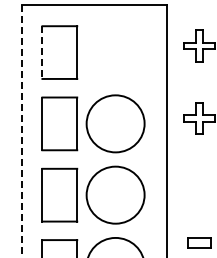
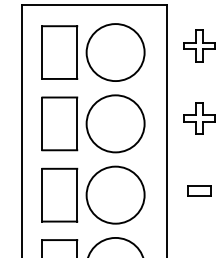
part: none -> present (115, 52)
line: dashed -> solid (42, 53)
line: dashed -> solid (22, 131)
part position: (199, 242) -> (199, 190) (199, 190)
